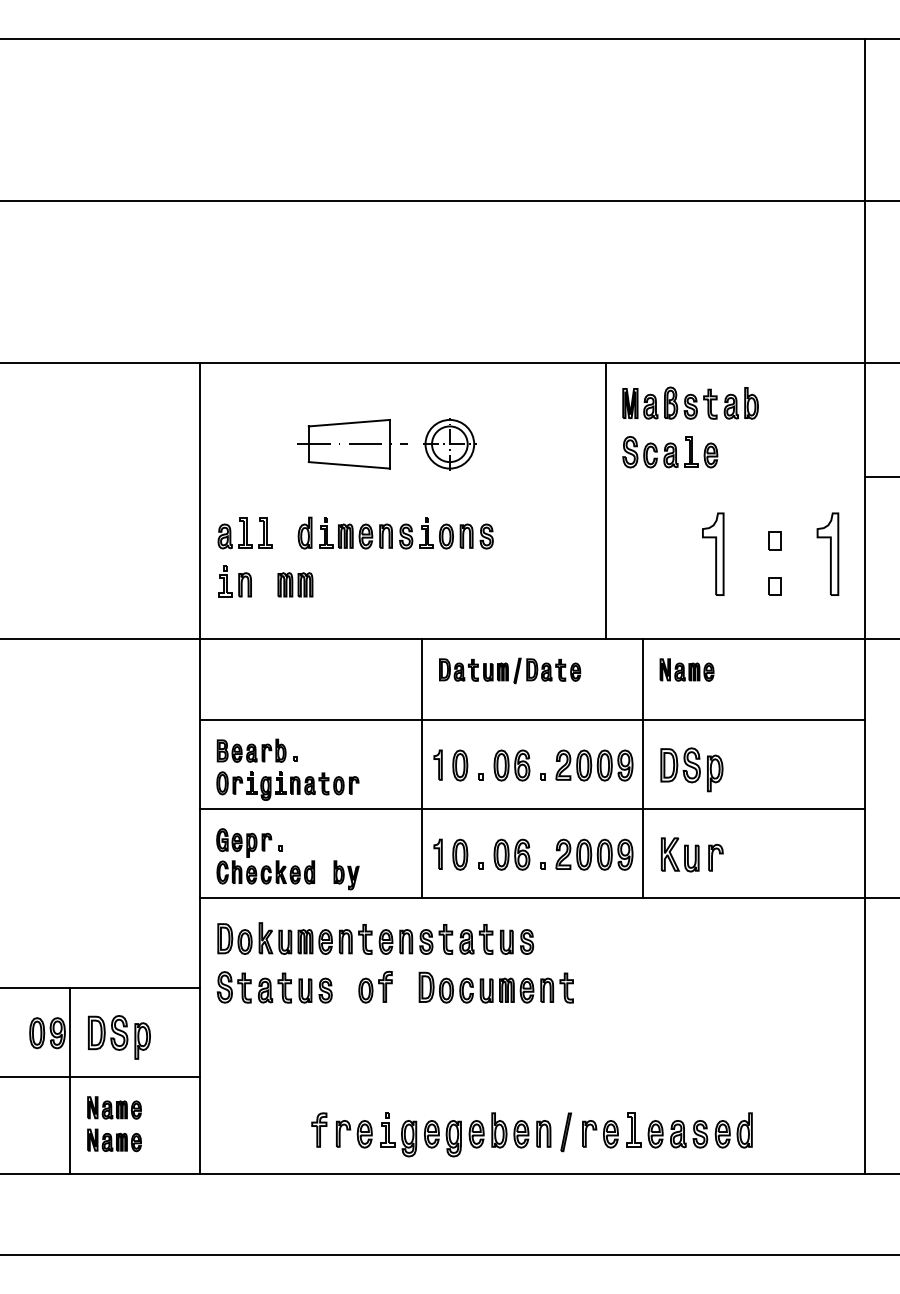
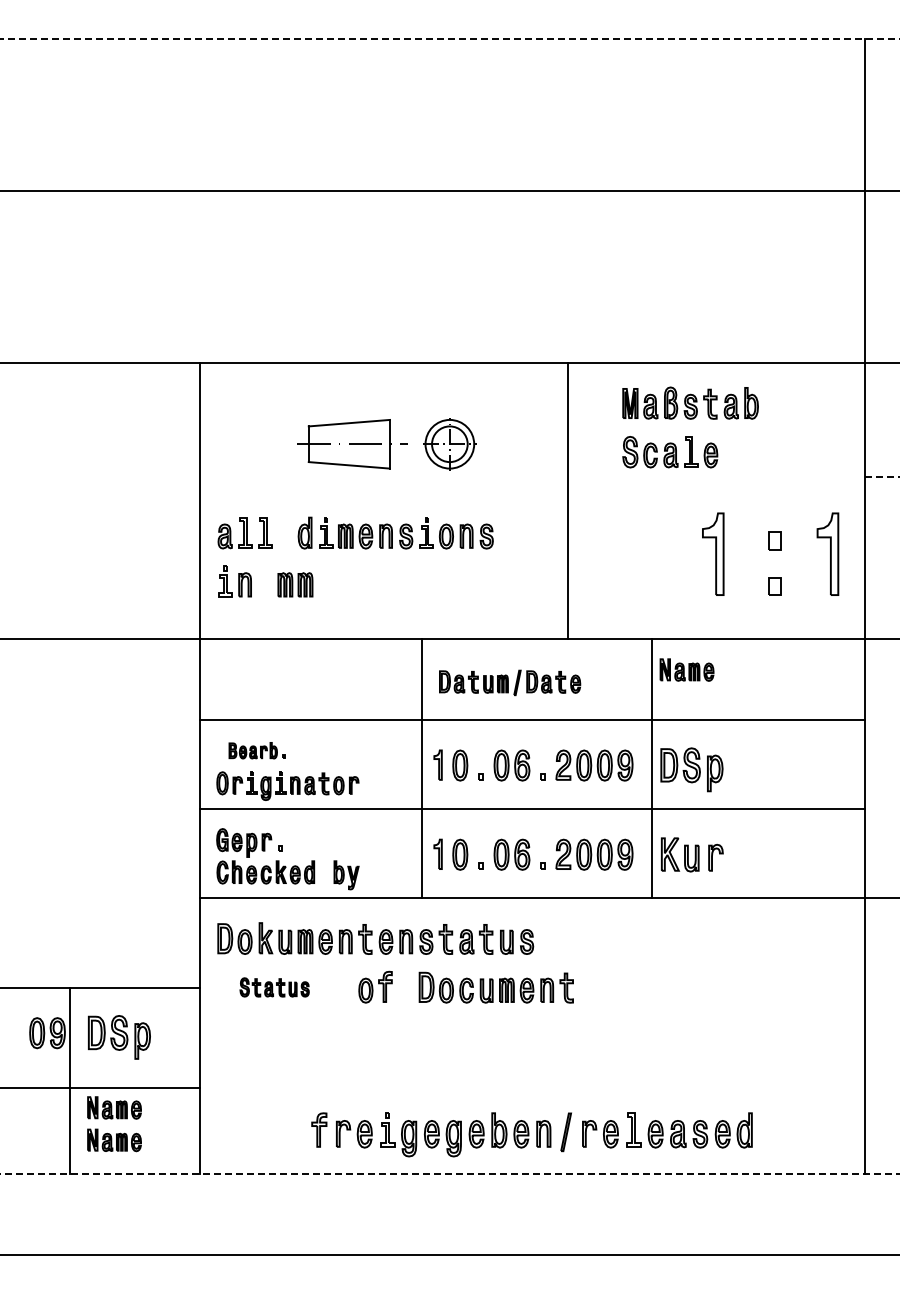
line: solid -> dashed (450, 38)
line position: (449, 201) -> (449, 191) (449, 191)
line: solid -> dashed (882, 476)
line position: (605, 500) -> (567, 500) (567, 500)
part position: (510, 670) -> (510, 682) (510, 682)
part size: 82x25 px -> 58x18 px (256, 750)
line position: (642, 768) -> (651, 768) (651, 768)
part size: 117x33 px -> 71x21 px (274, 987)
line position: (101, 1076) -> (101, 1087) (101, 1087)
line: solid -> dashed (449, 1174)
